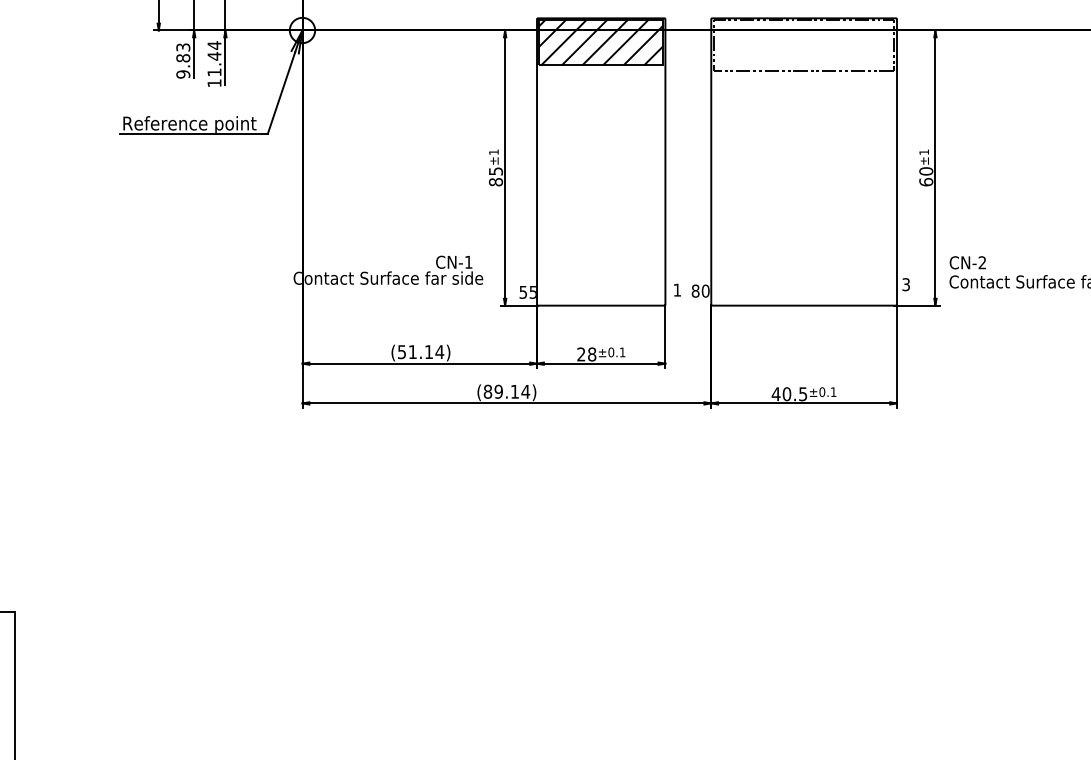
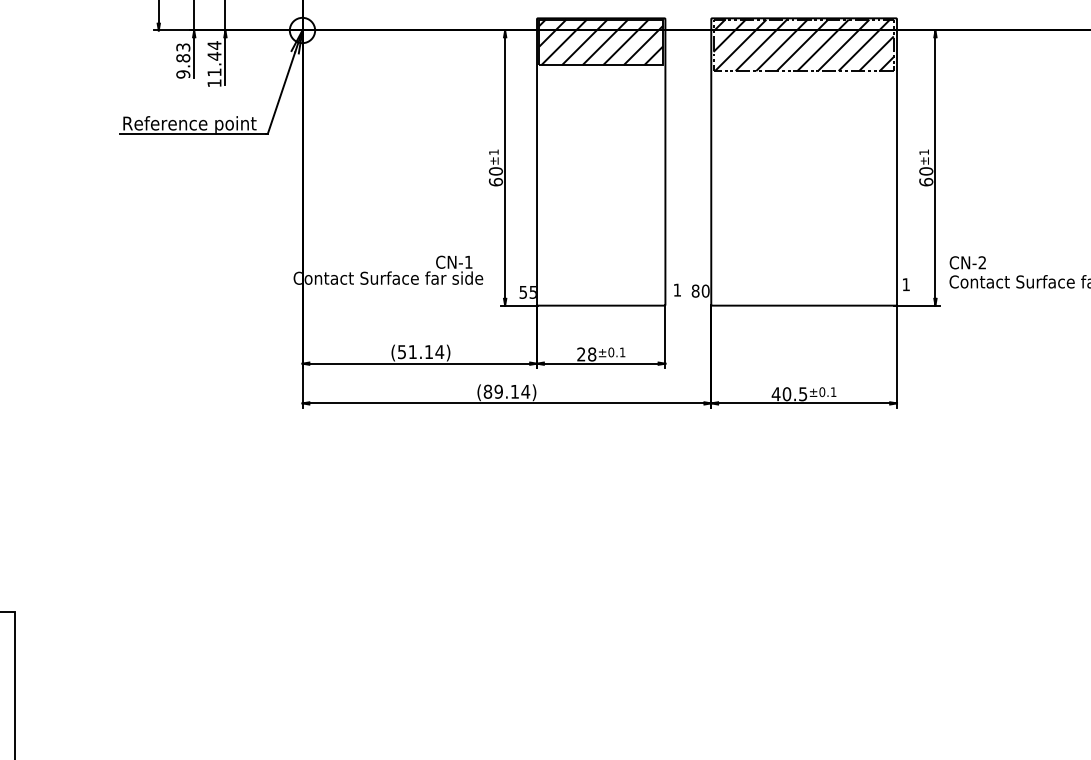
hatch: none -> present (803, 45)
text: 85 -> 60 (495, 176)
text: 3 -> 1 (905, 284)
